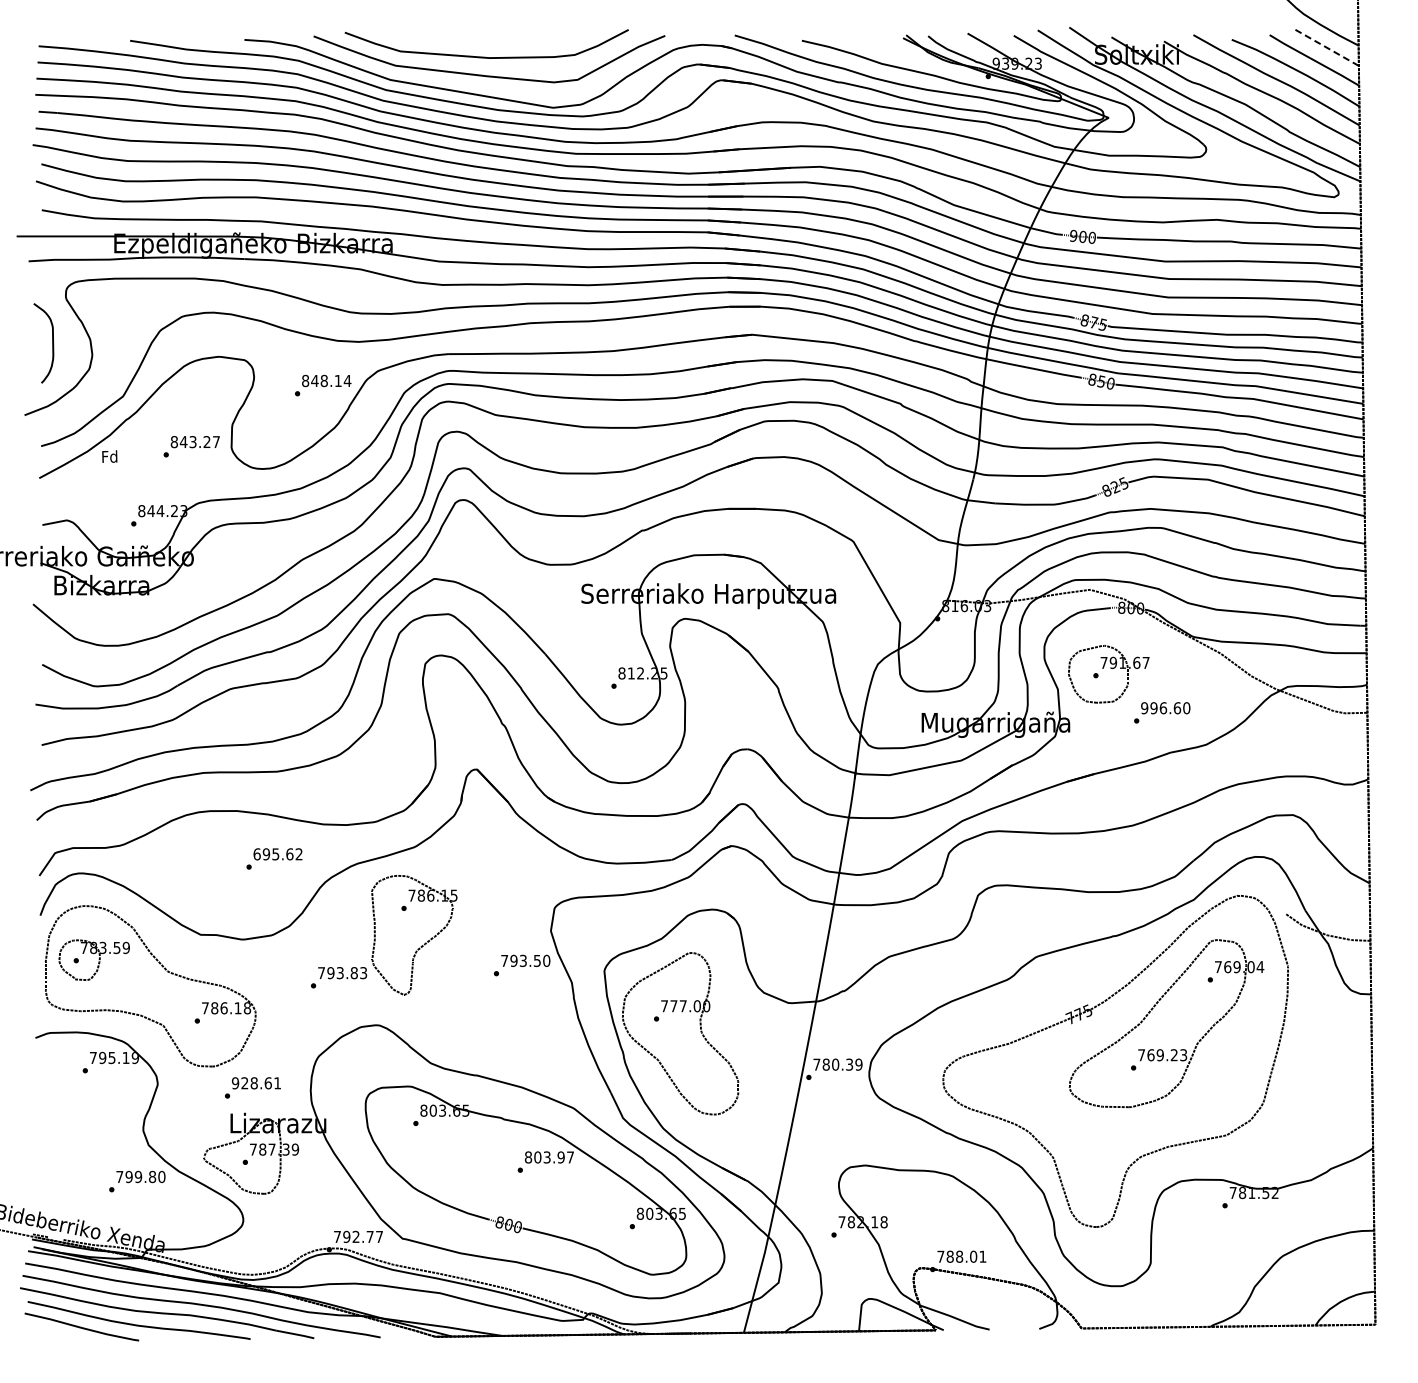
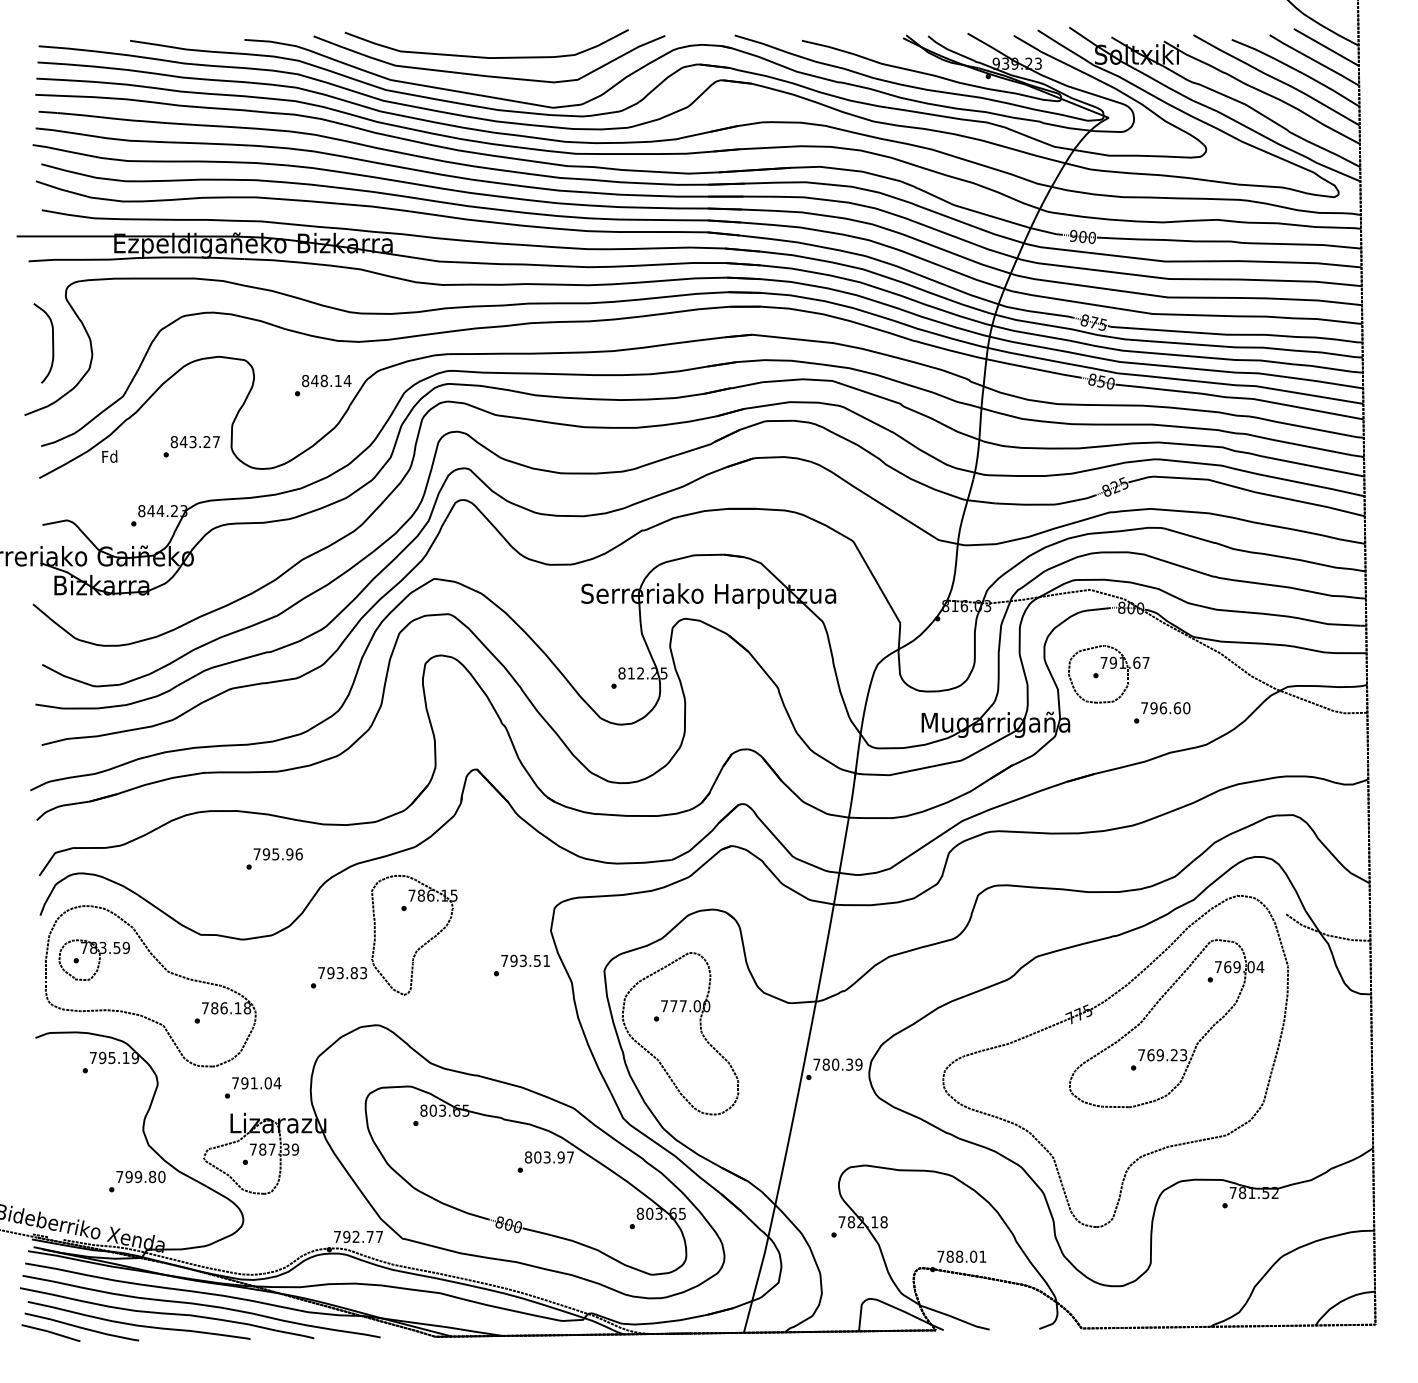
line: dashed -> solid (1325, 47)
text: 996.60 -> 796.60 (1144, 708)
text: 695.62 -> 795.96 (277, 854)
text: 793.50 -> 793.51 (546, 960)
text: 928.61 -> 791.04 (256, 1083)
line: none -> present (50, 1332)
